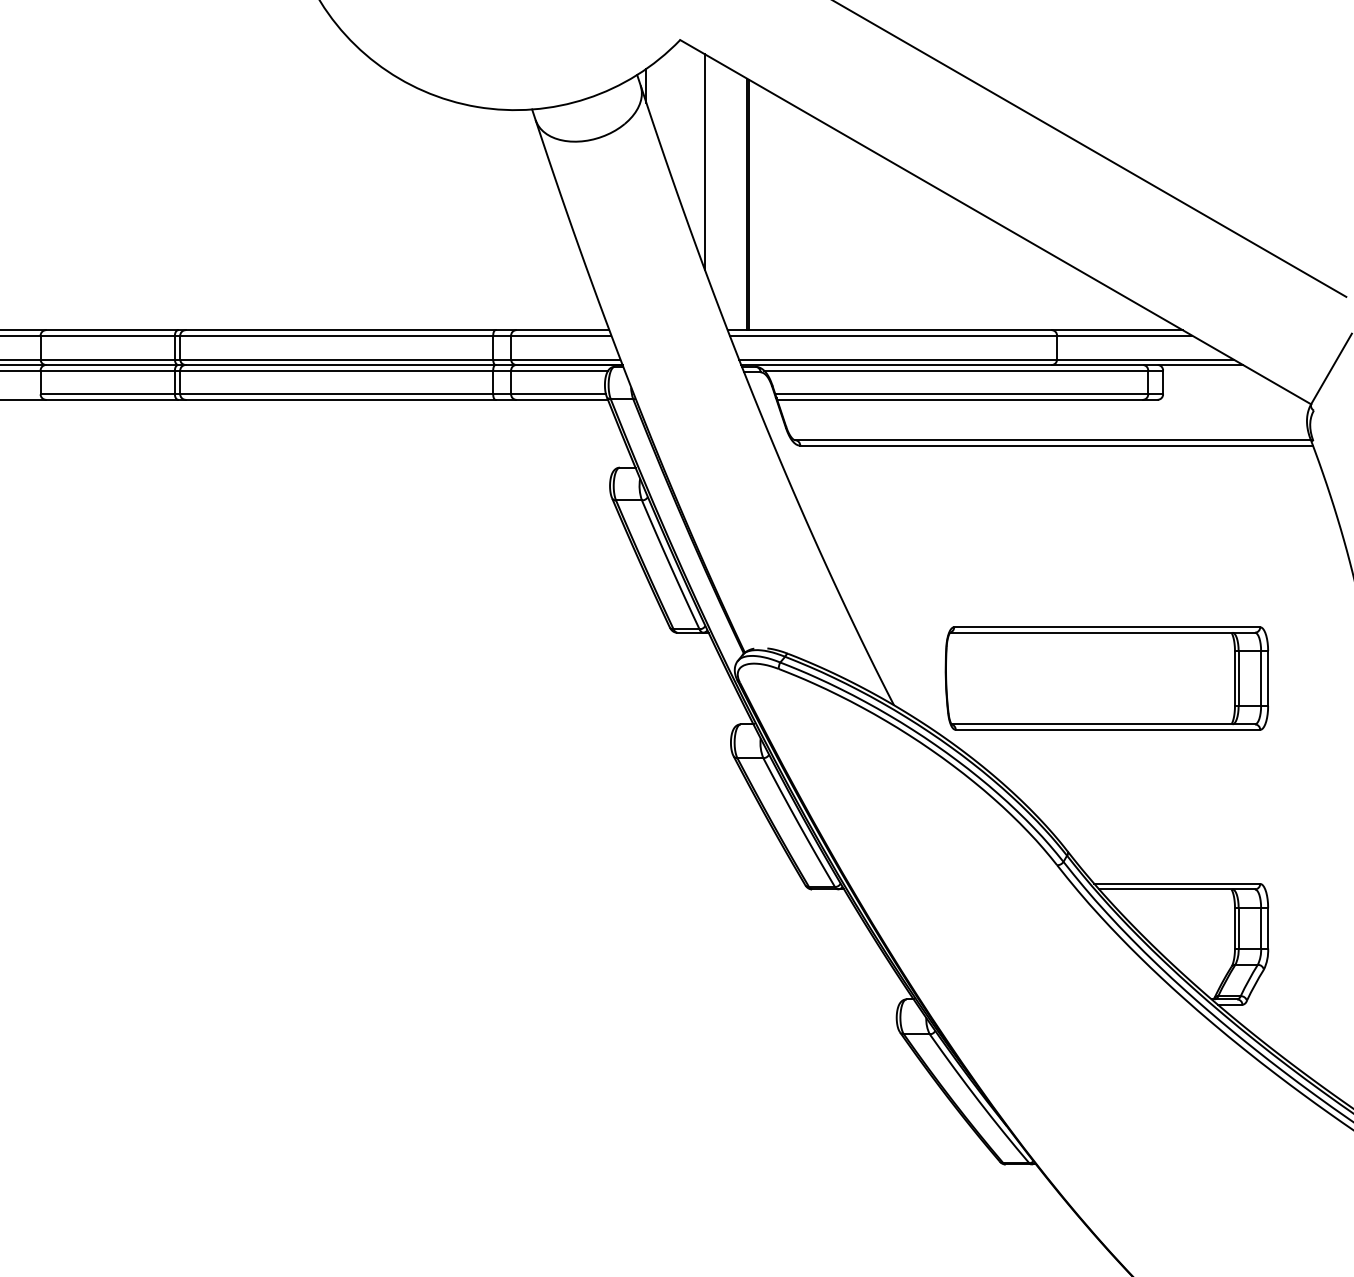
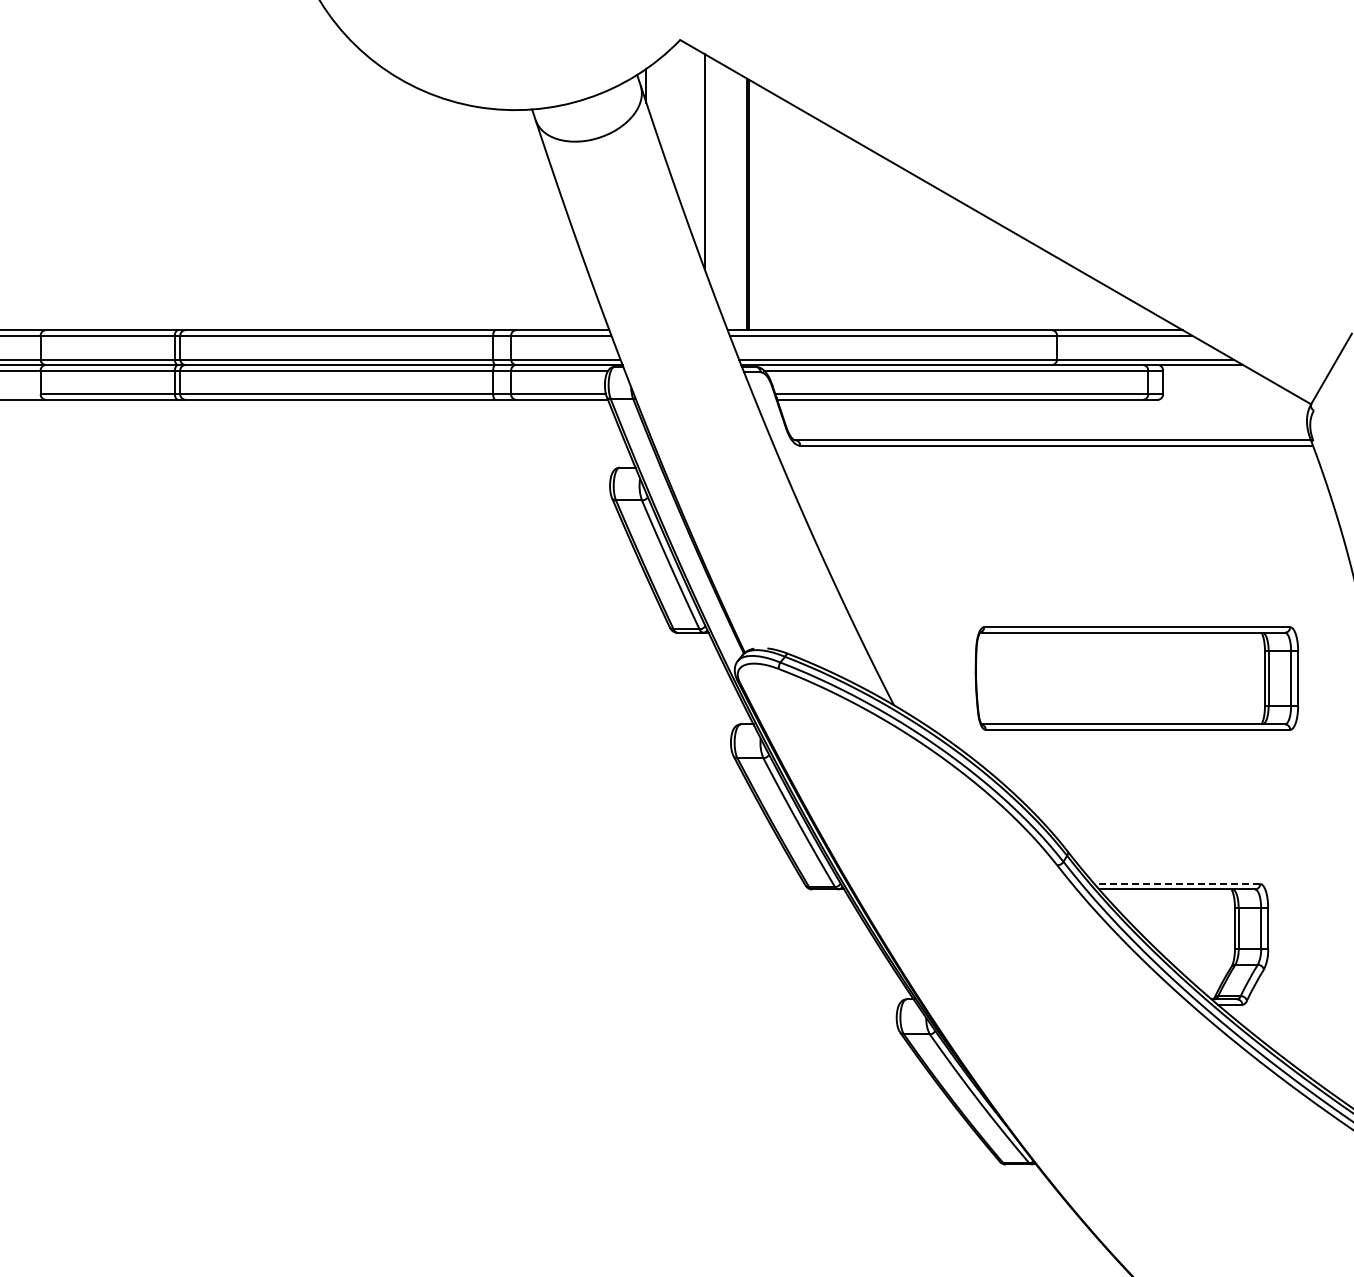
line: present -> none (1091, 149)
part position: (1106, 678) -> (1136, 678) (1136, 678)
line: solid -> dashed (1177, 883)
